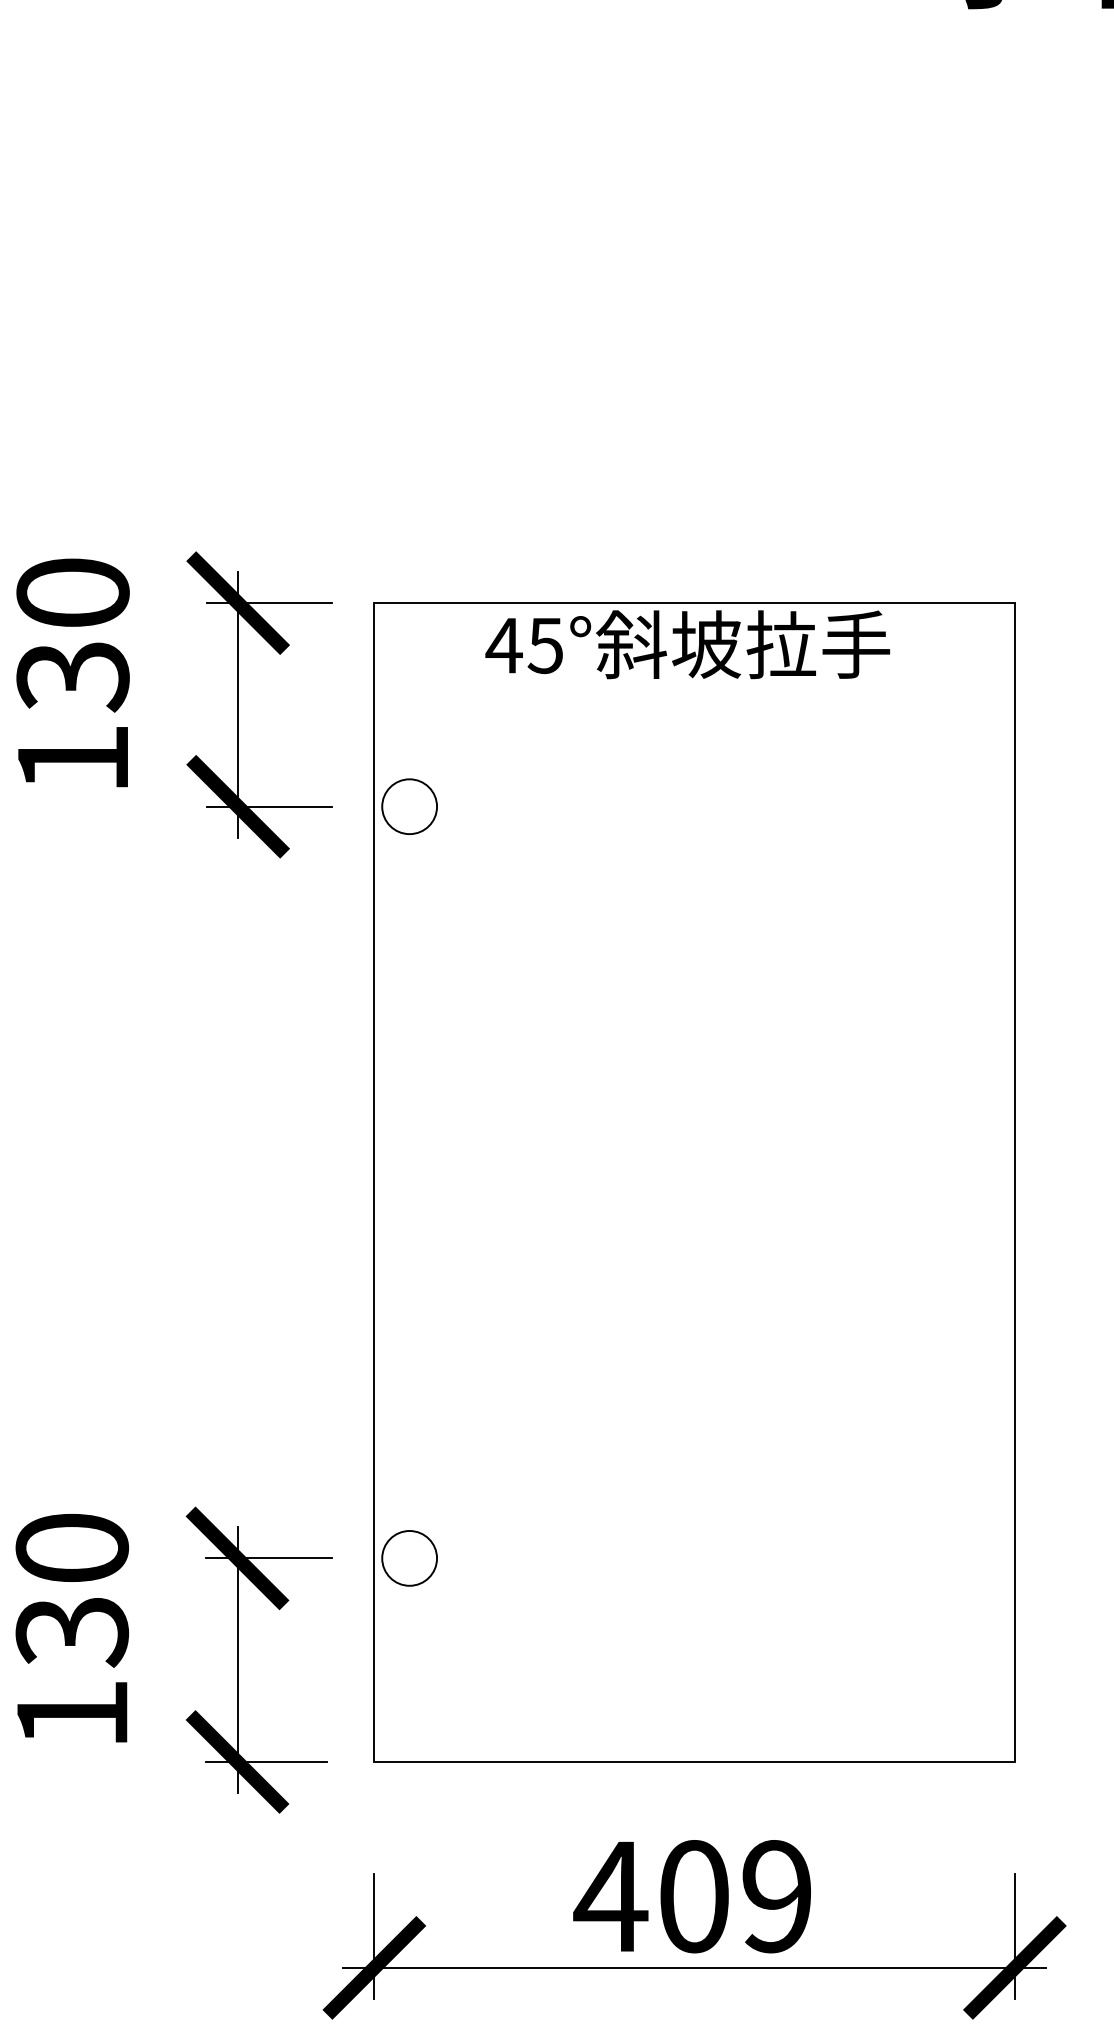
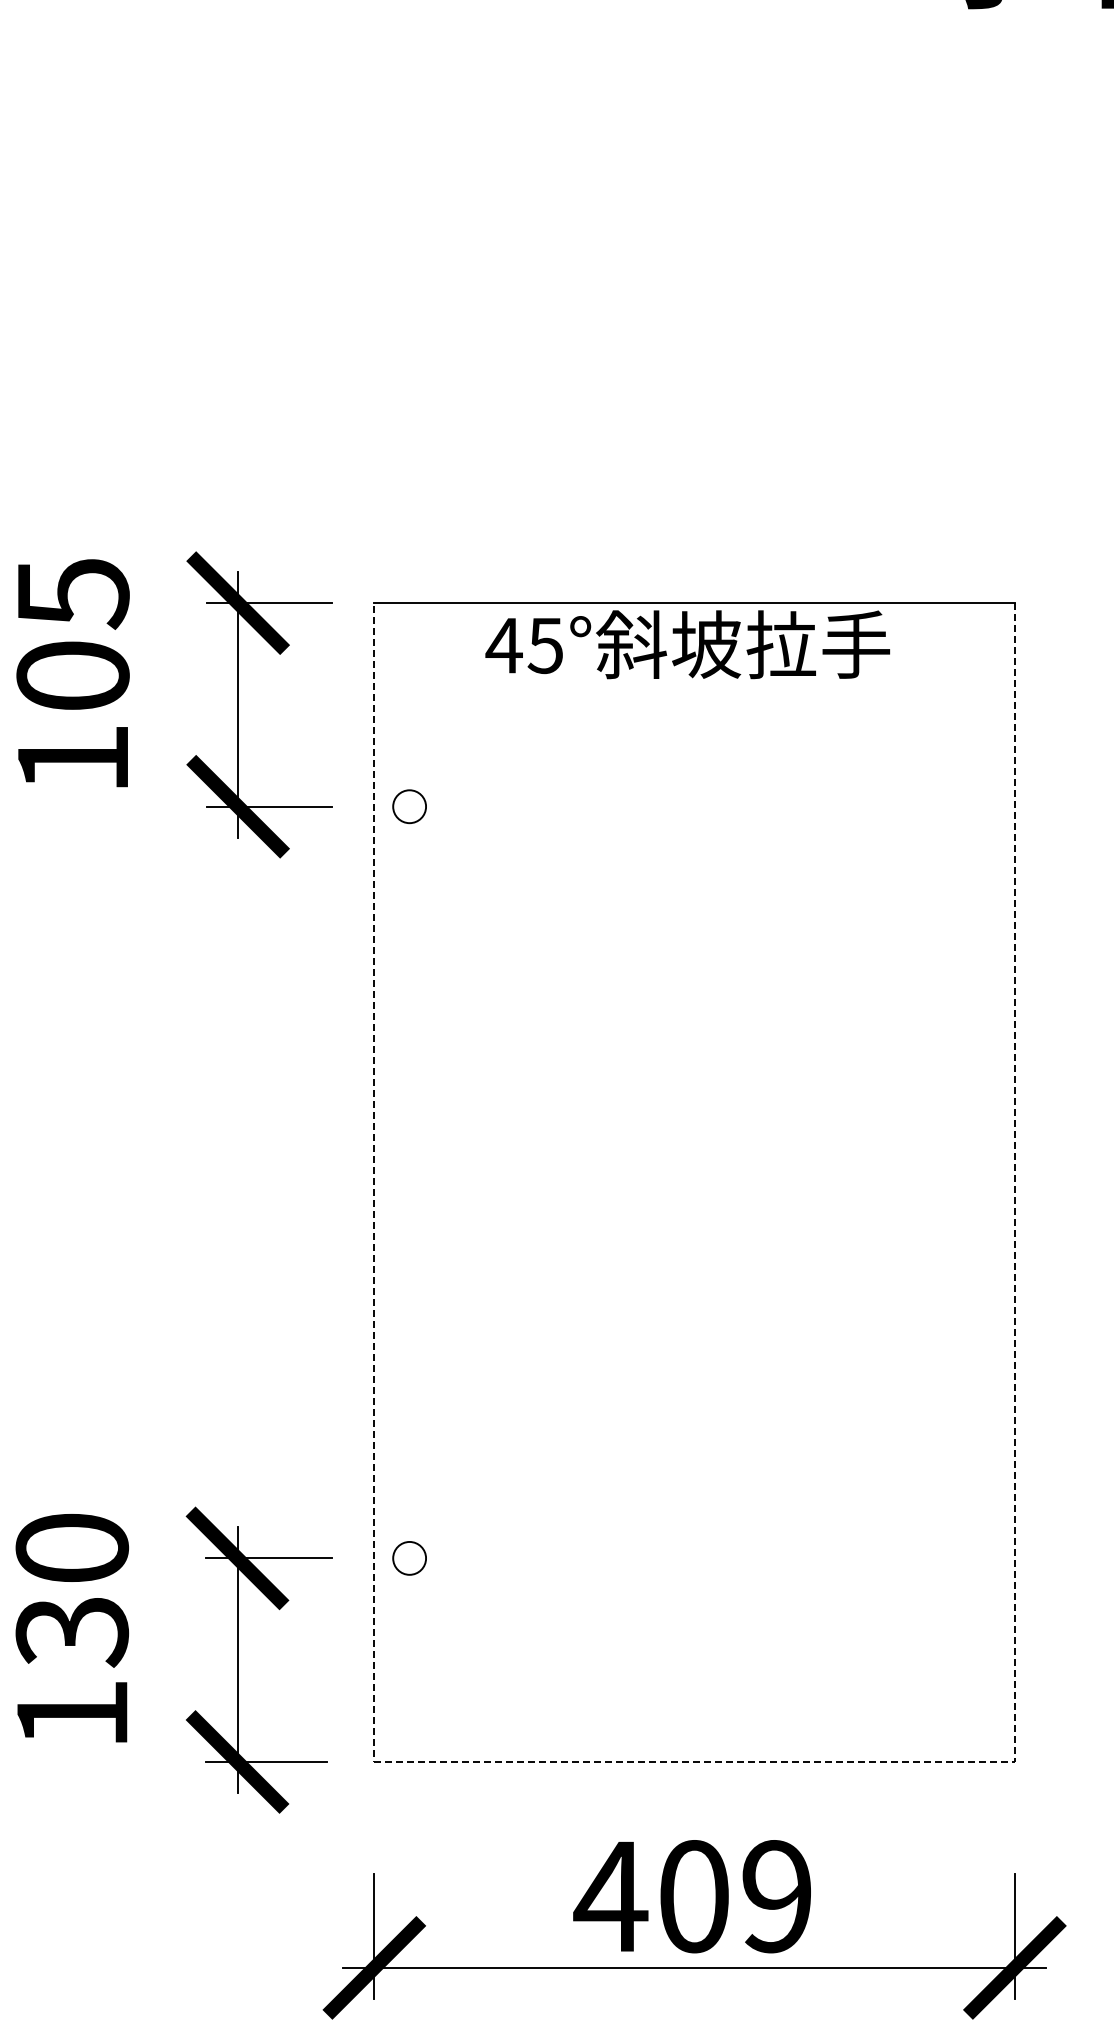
text: 130 -> 105 (72, 635)
circle diameter: 55 px -> 33 px (409, 806)
circle diameter: 55 px -> 33 px (409, 1557)
line: solid -> dashed (694, 1761)
